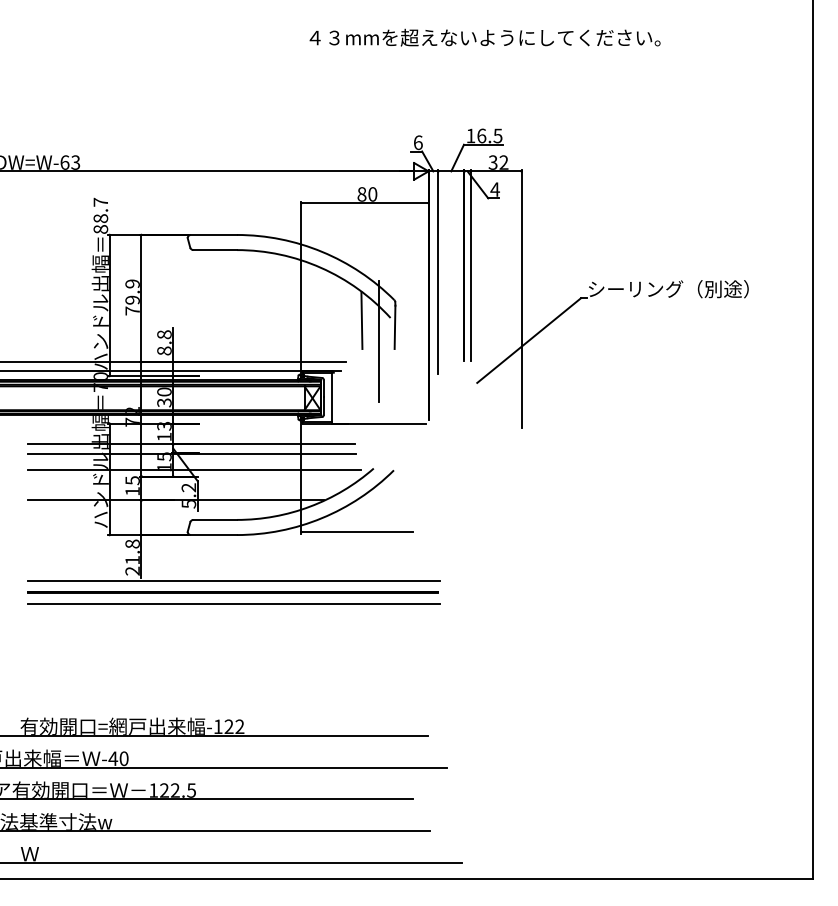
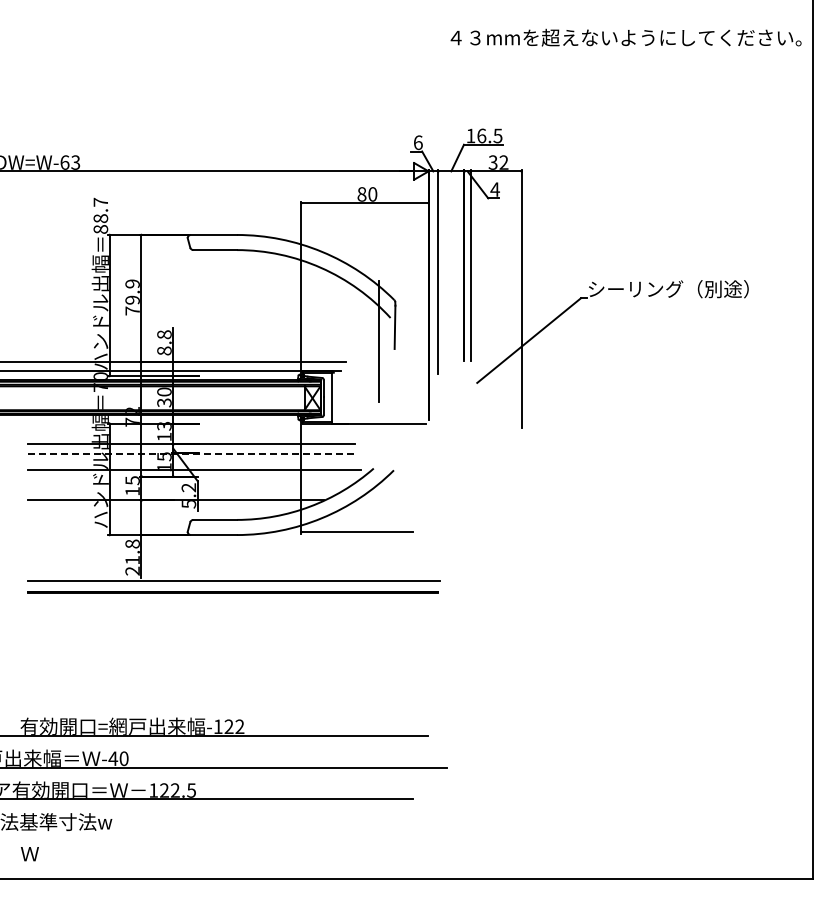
text position: (484, 37) -> (625, 37) (625, 37)
line: present -> none (361, 320)
line: solid -> dashed (192, 454)
line: present -> none (233, 603)
line: present -> none (216, 831)
line: present -> none (232, 862)
